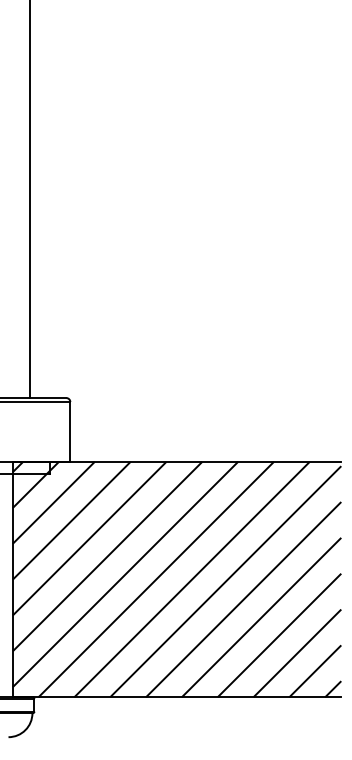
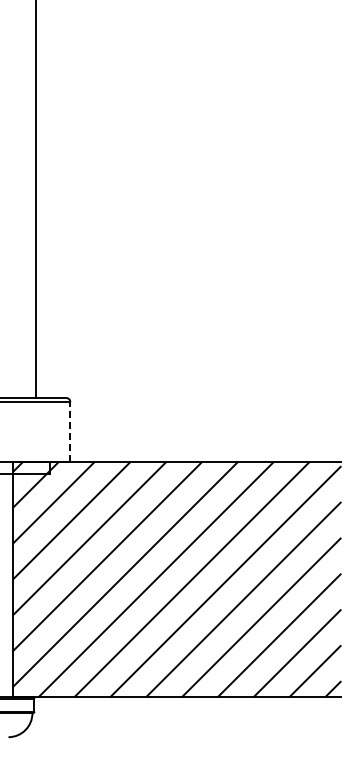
line position: (30, 200) -> (36, 200) (36, 200)
line: solid -> dashed (70, 431)
